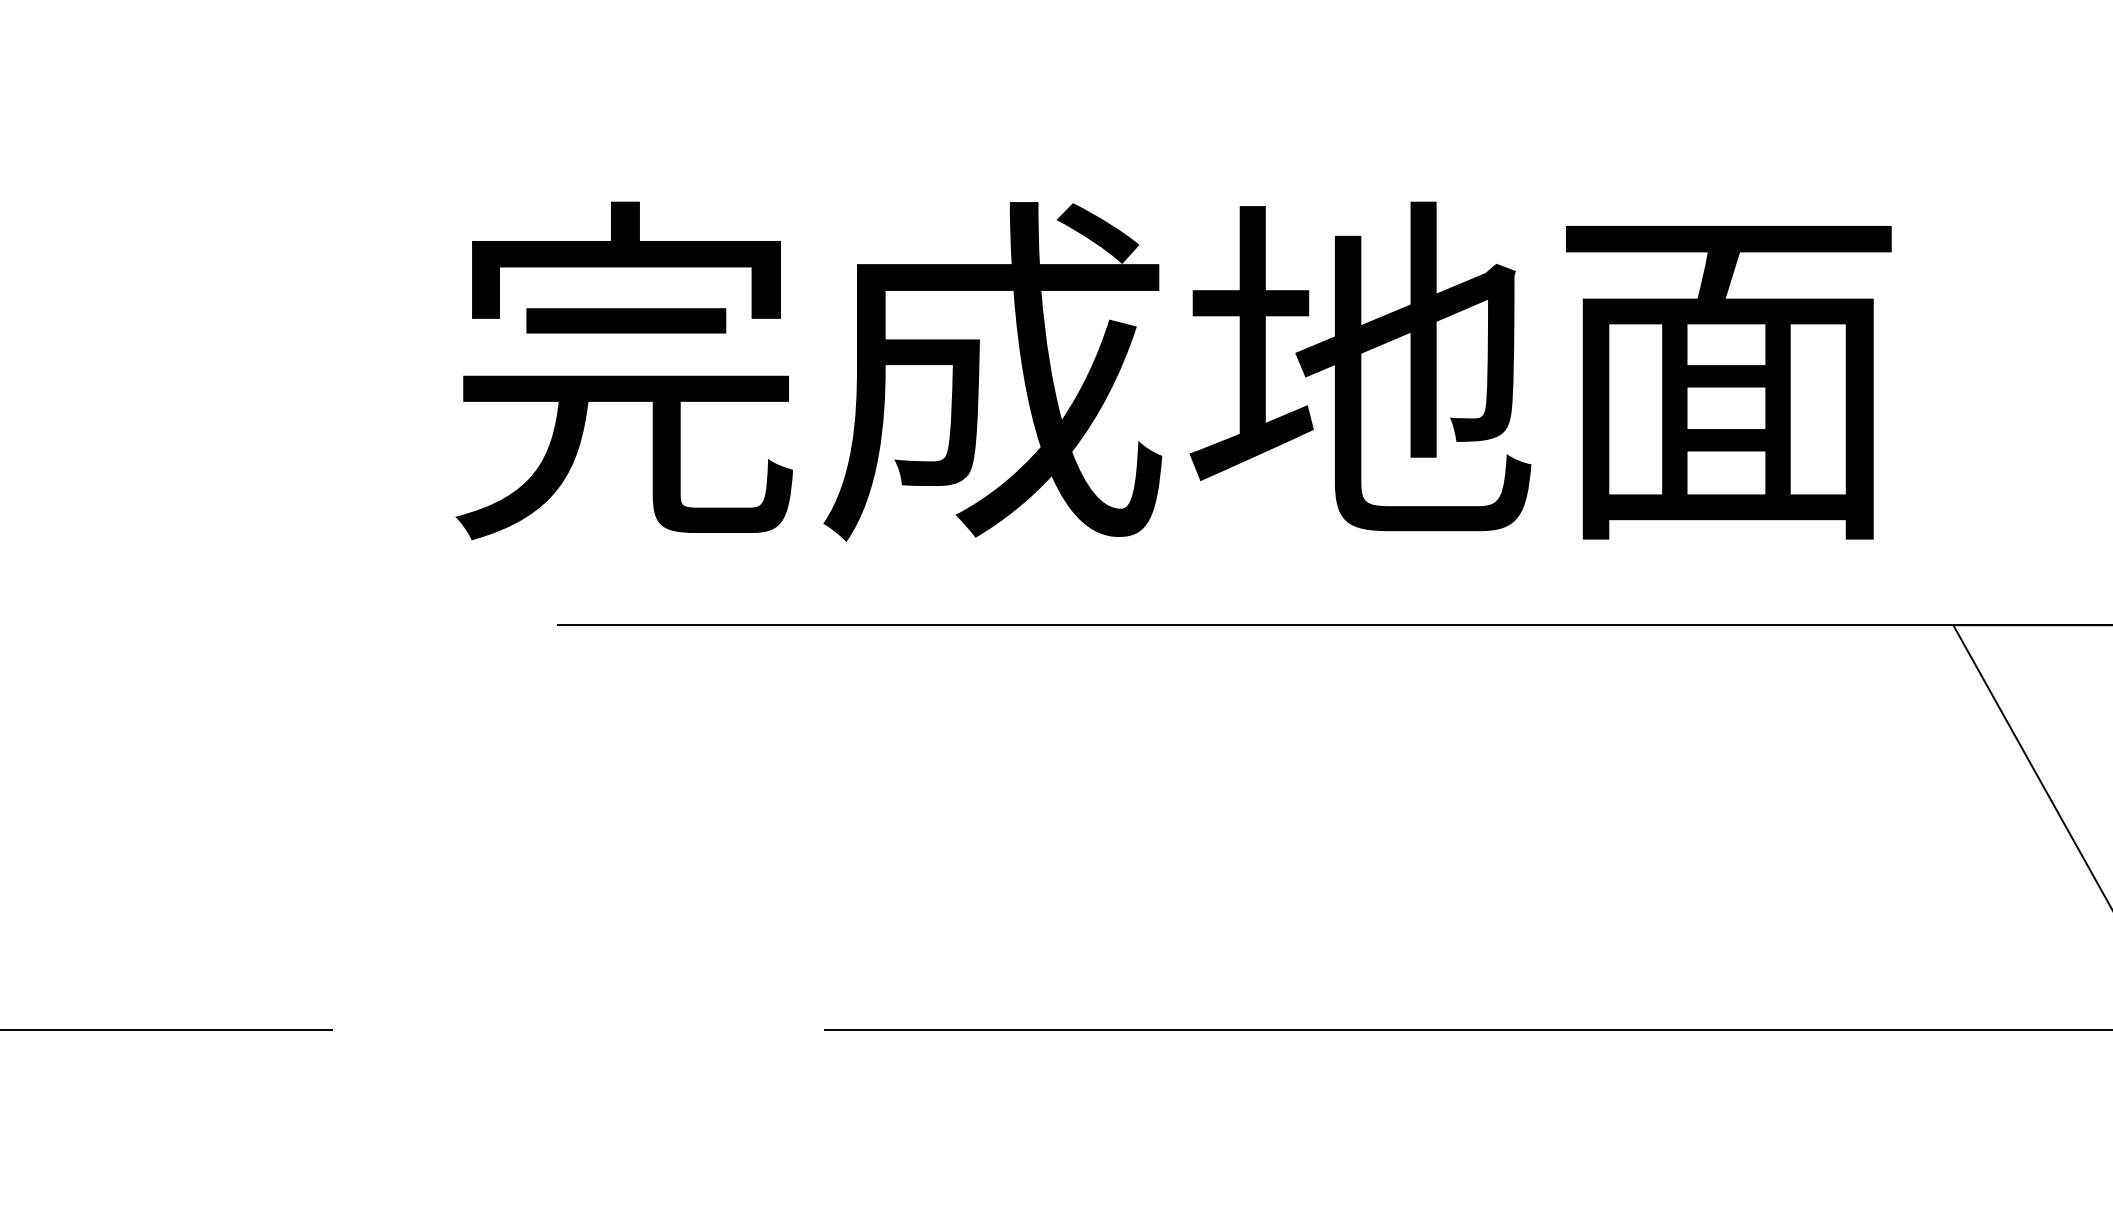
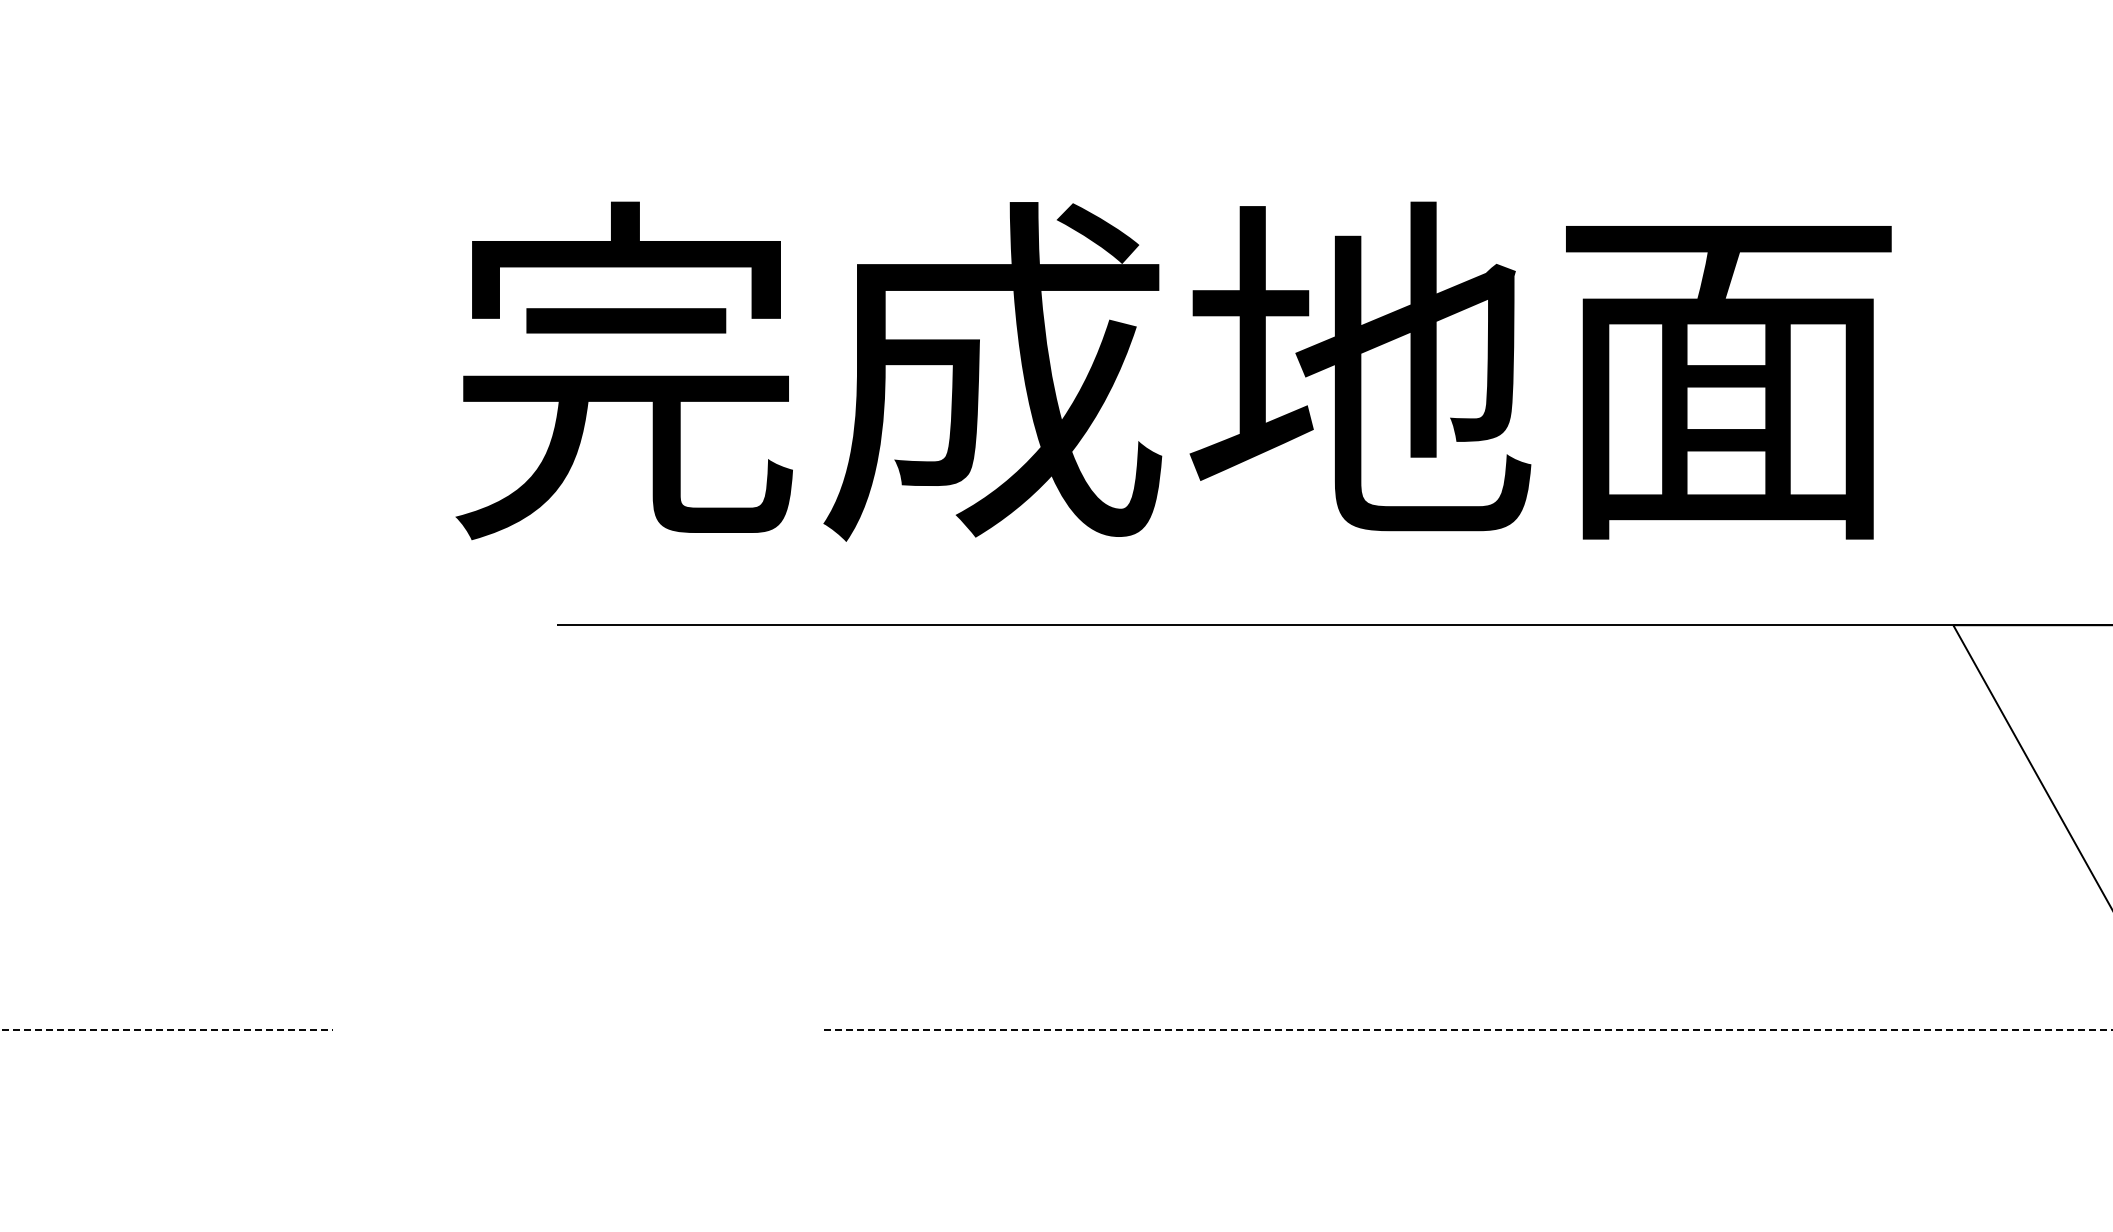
line: solid -> dashed (167, 1030)
line: solid -> dashed (1468, 1030)
